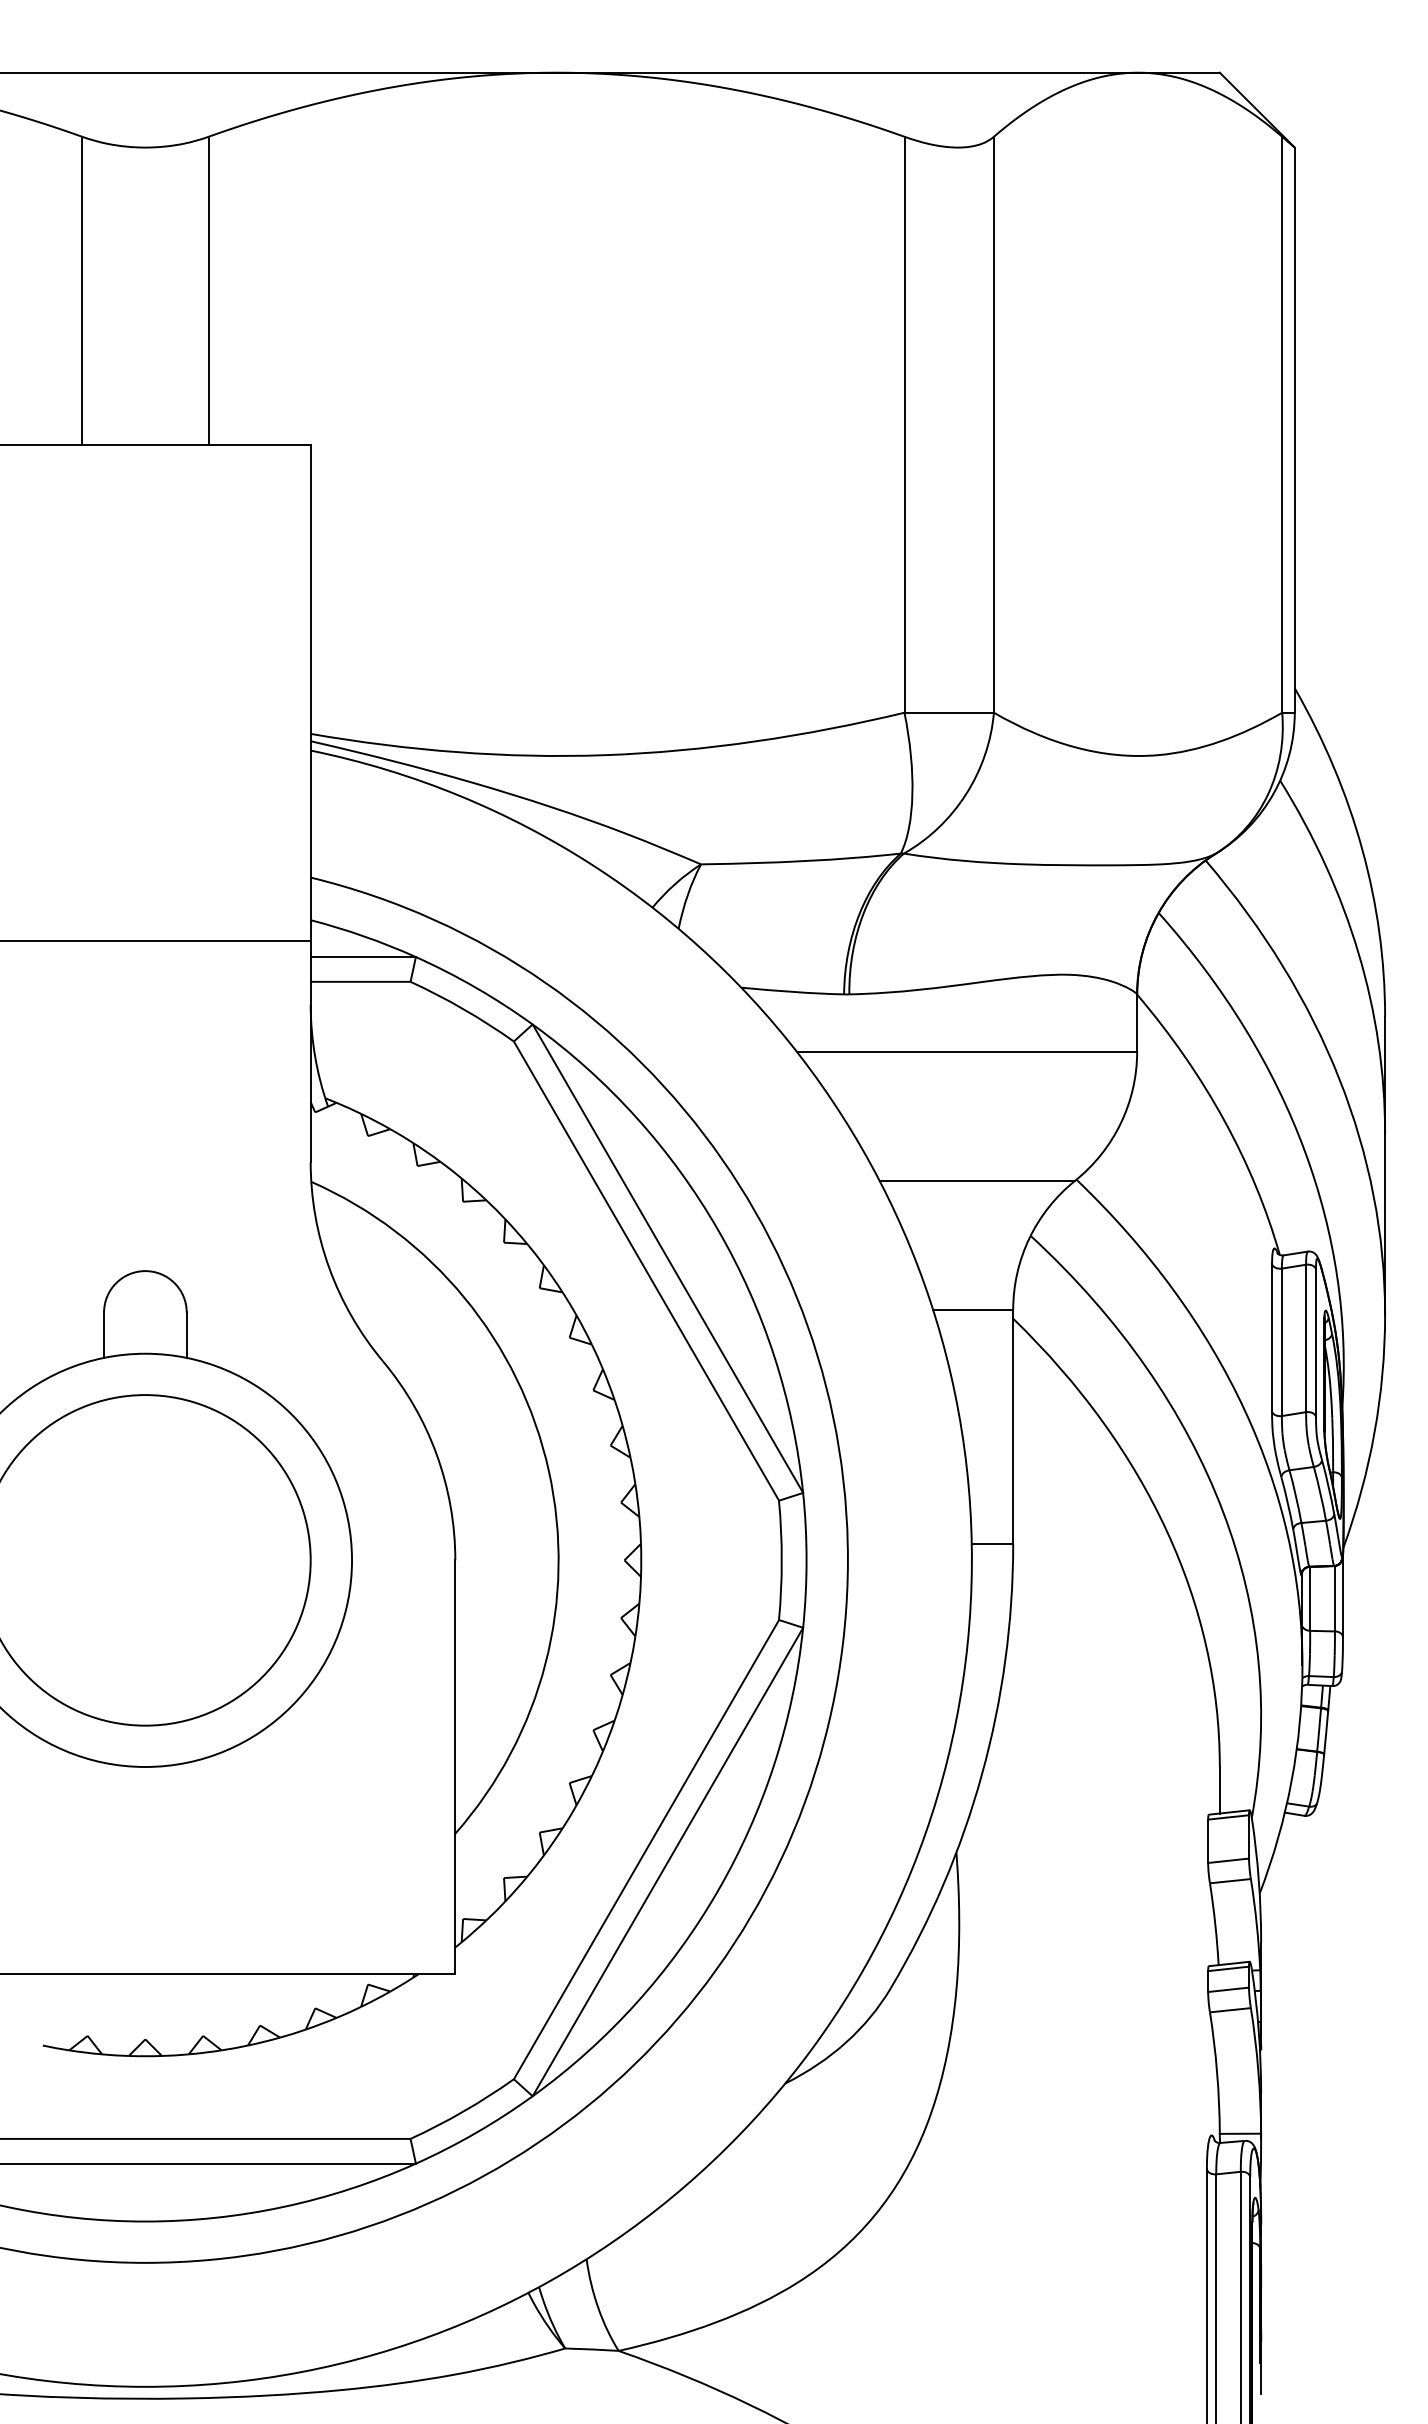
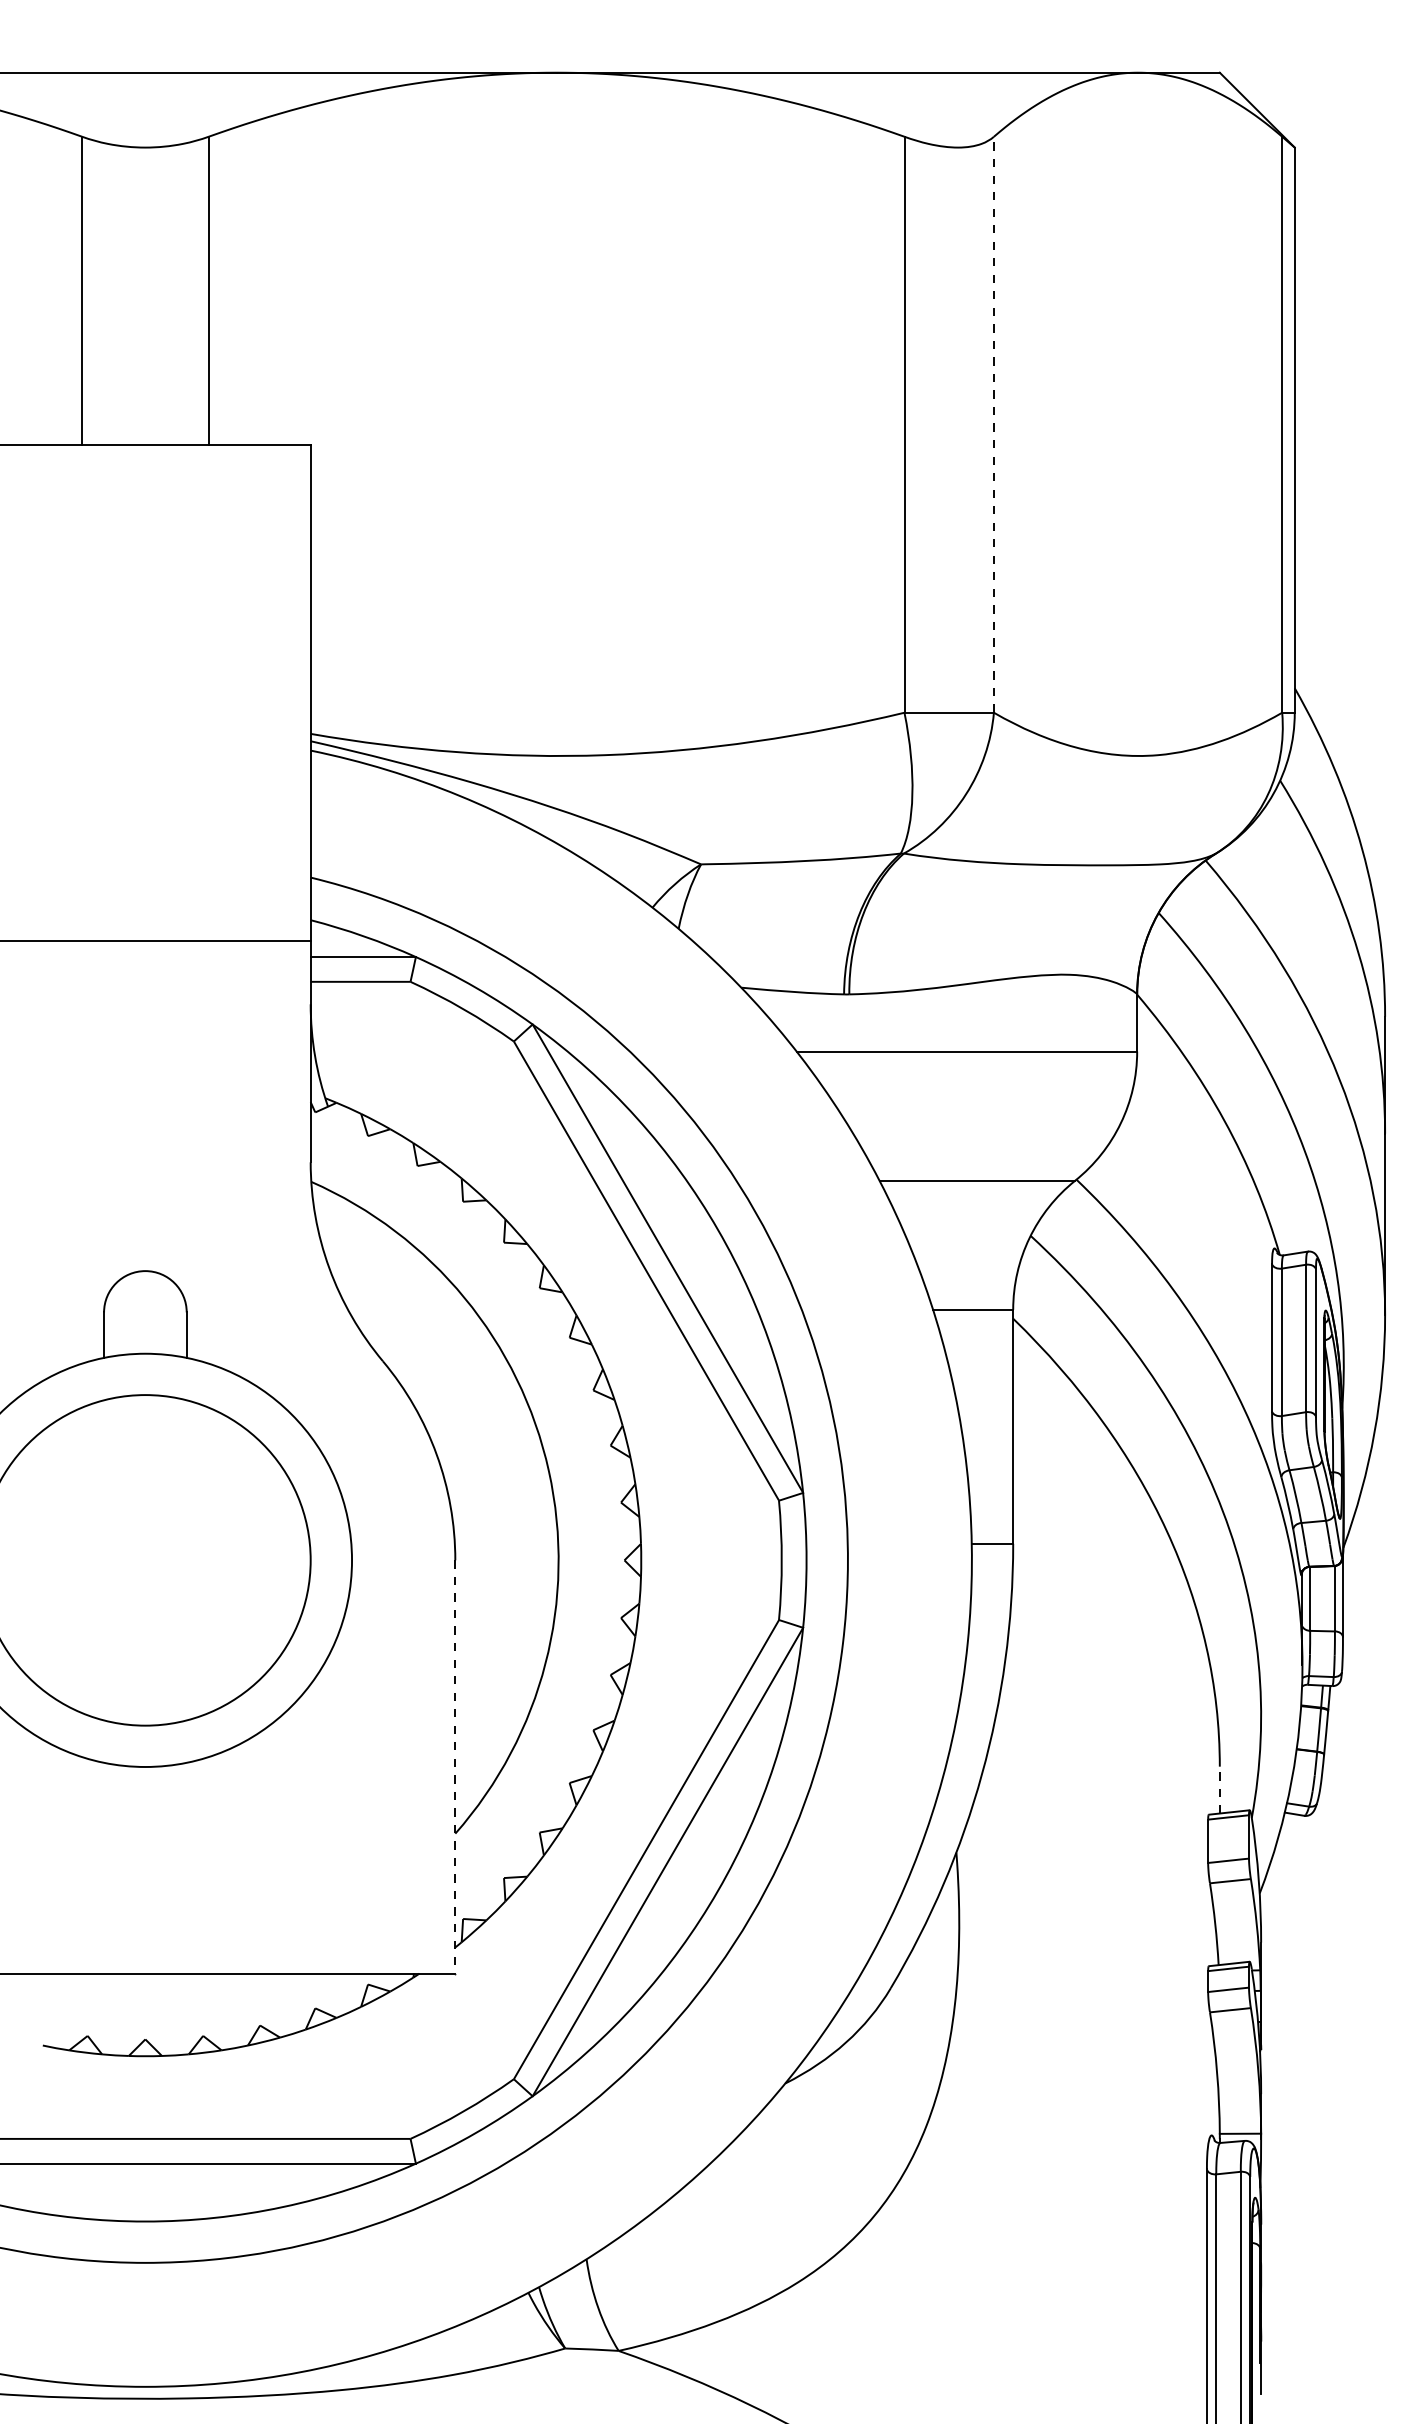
line: solid -> dashed (993, 424)
line: solid -> dashed (455, 1766)
line: solid -> dashed (1219, 1789)
